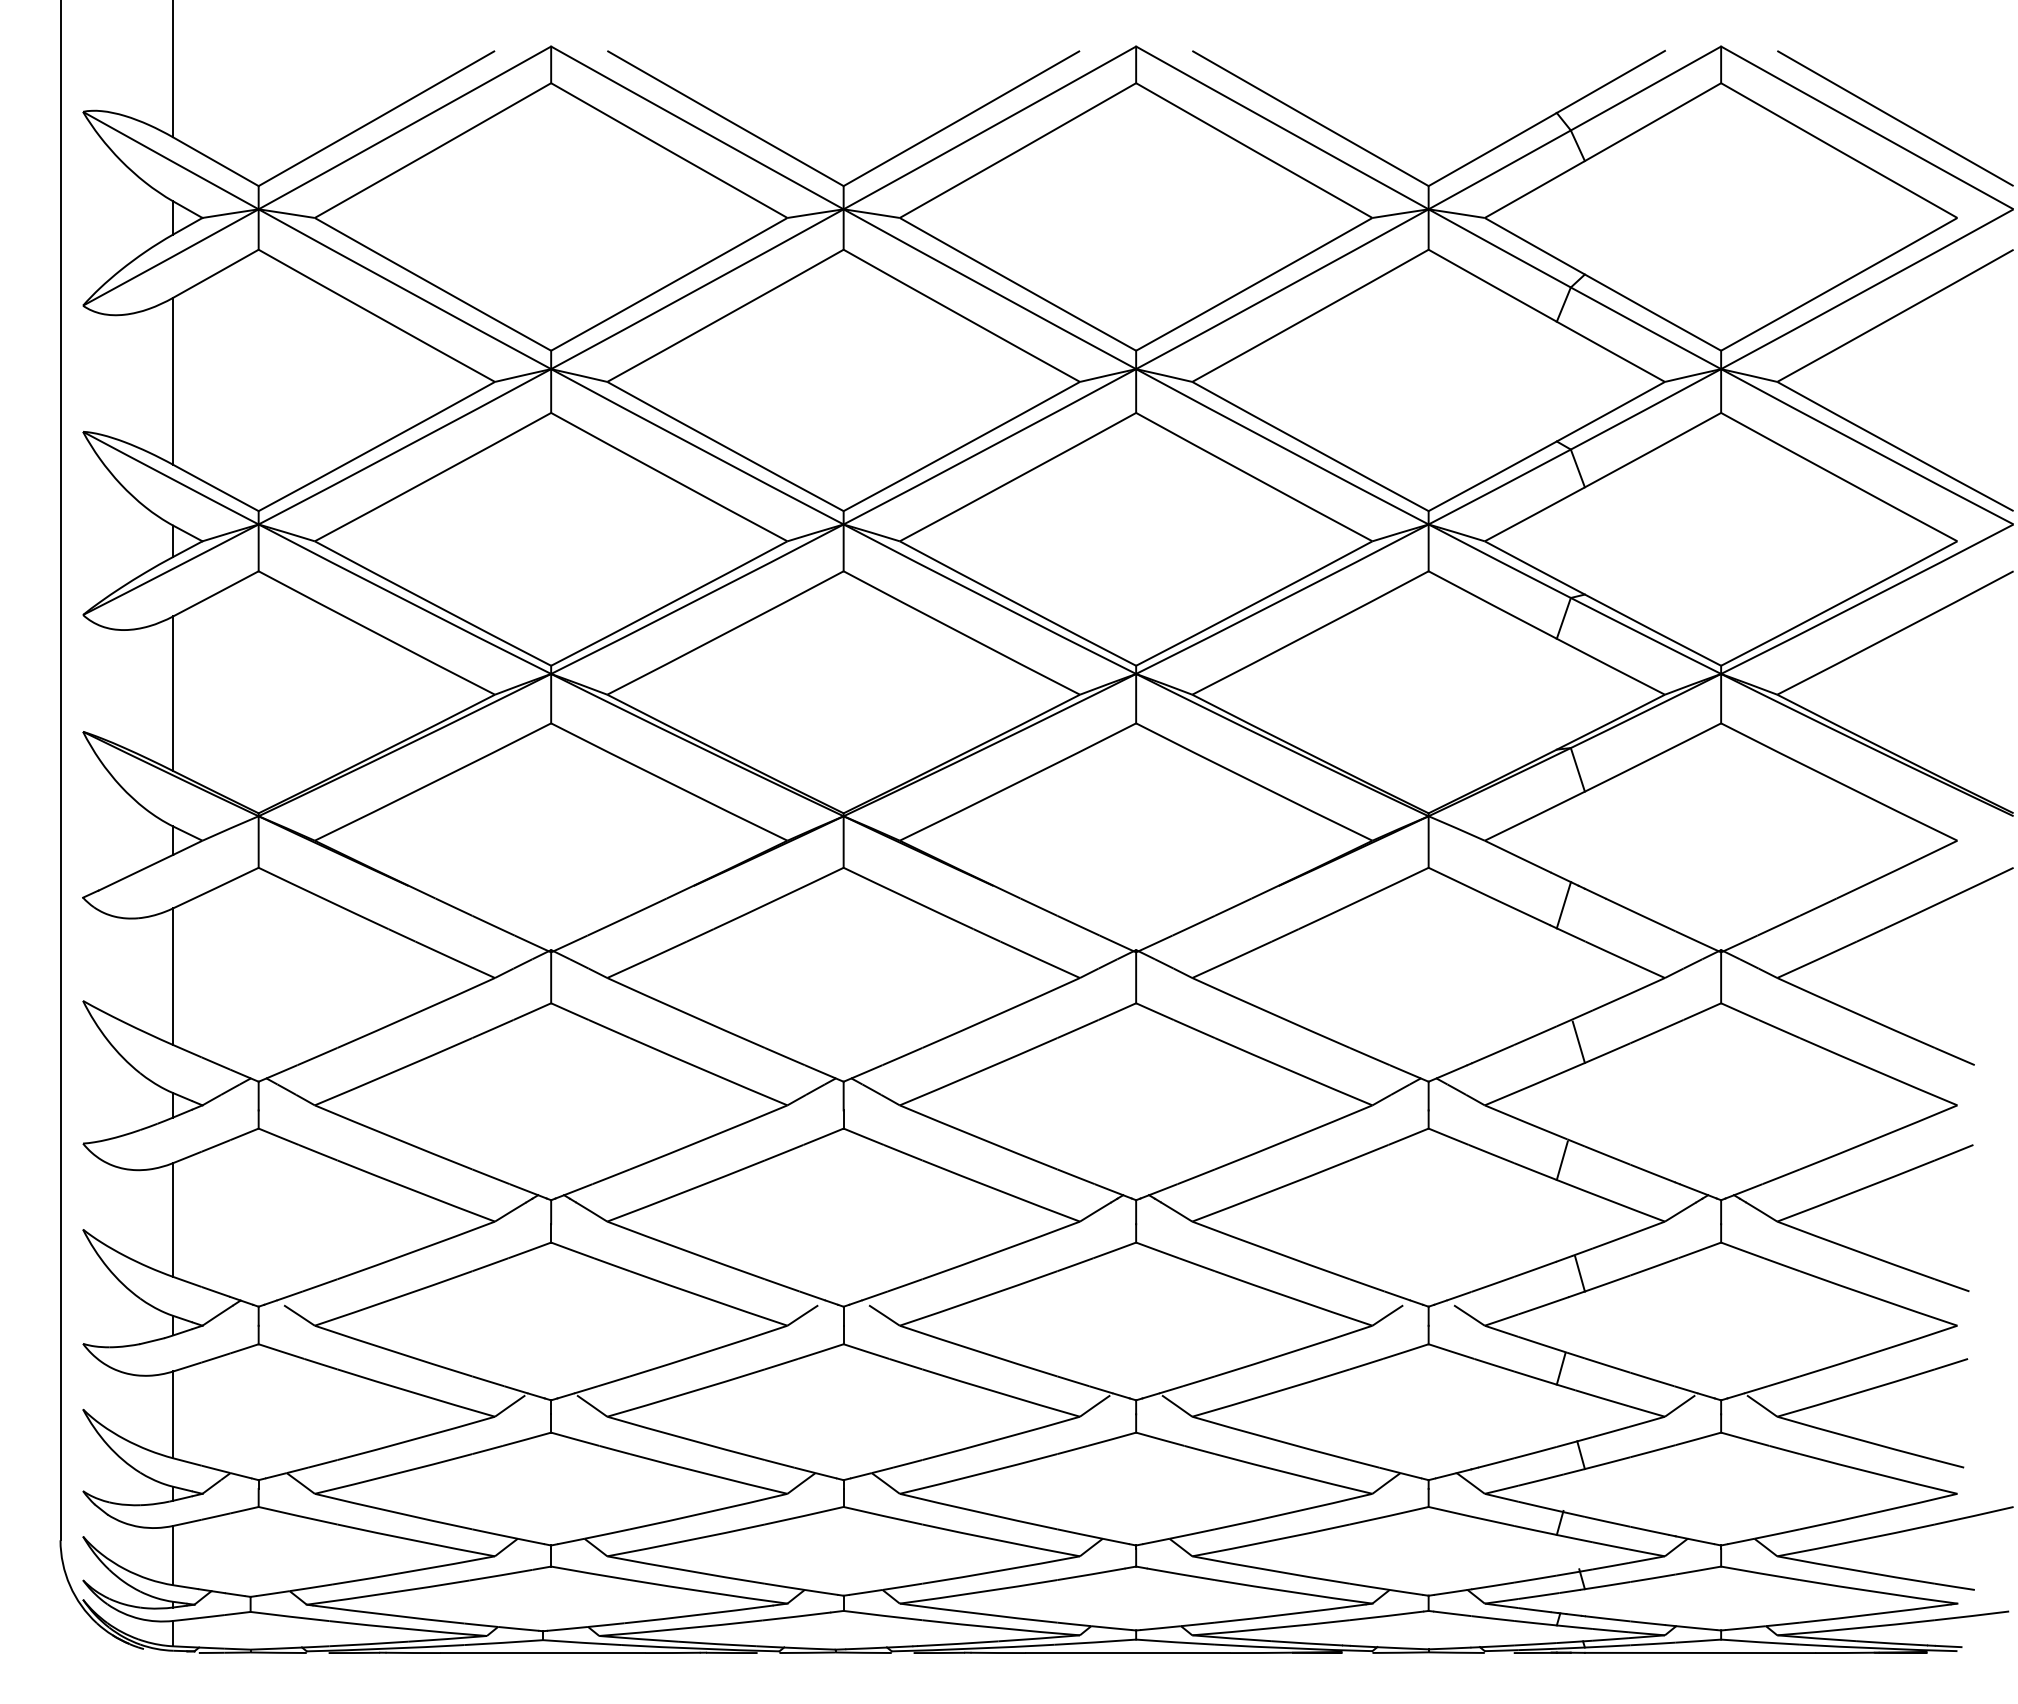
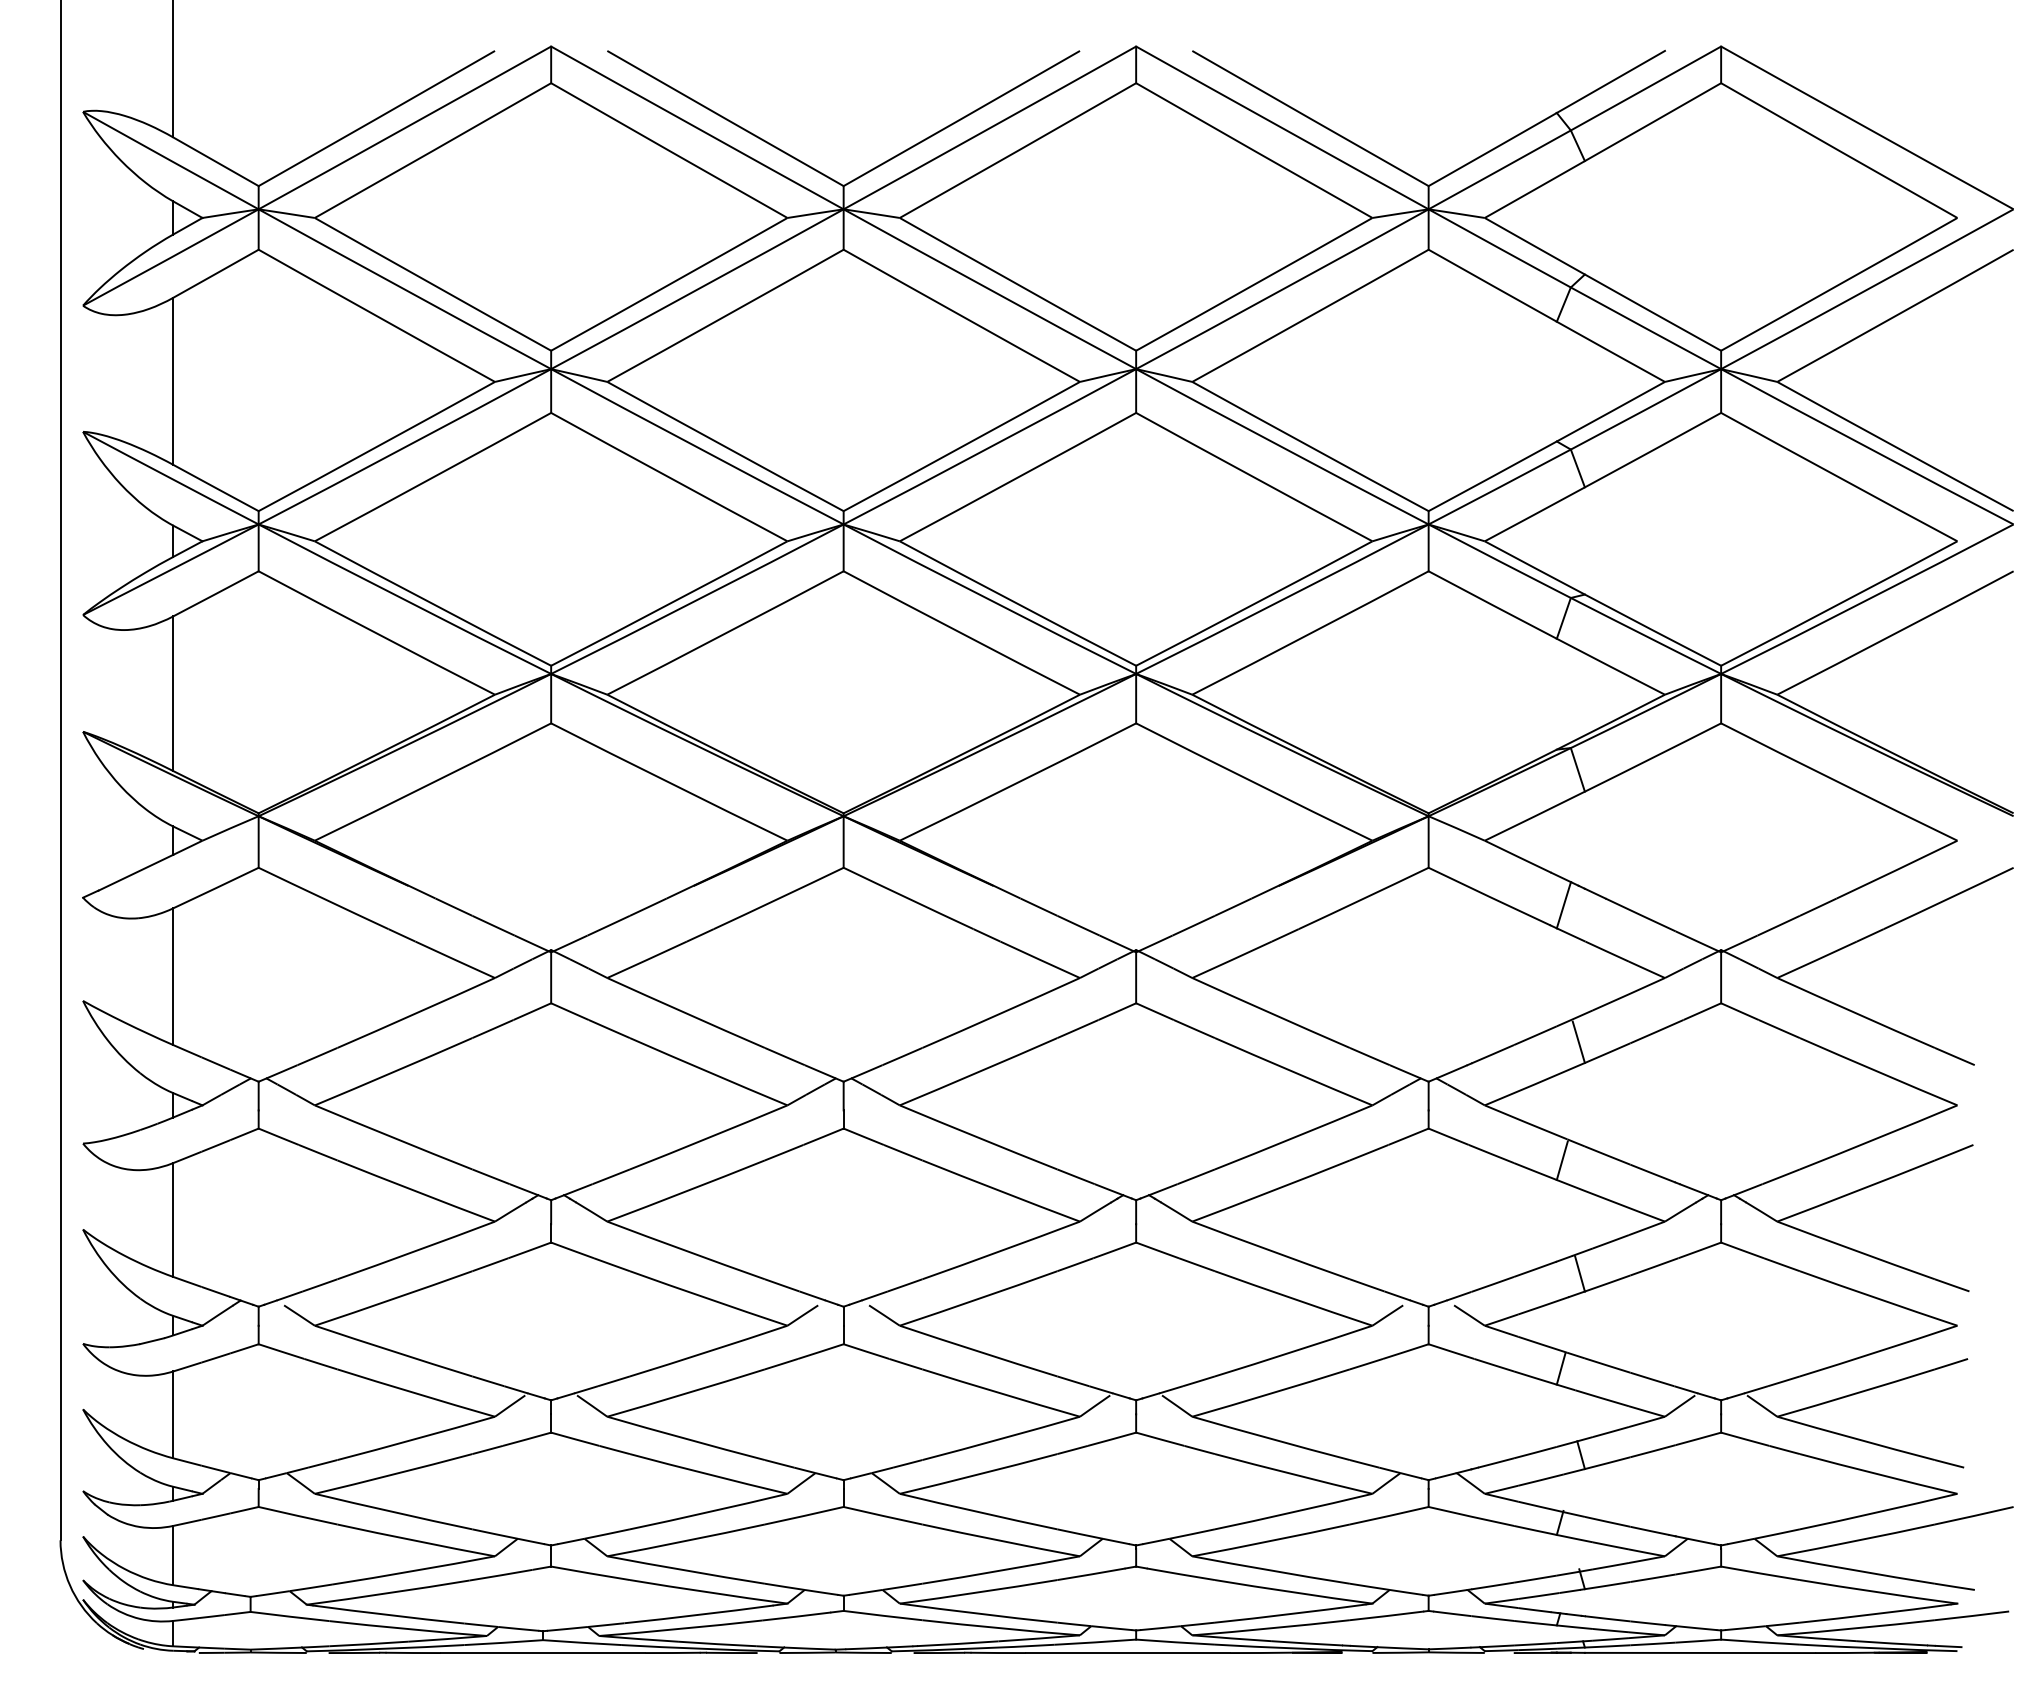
line: present -> none (1895, 118)
